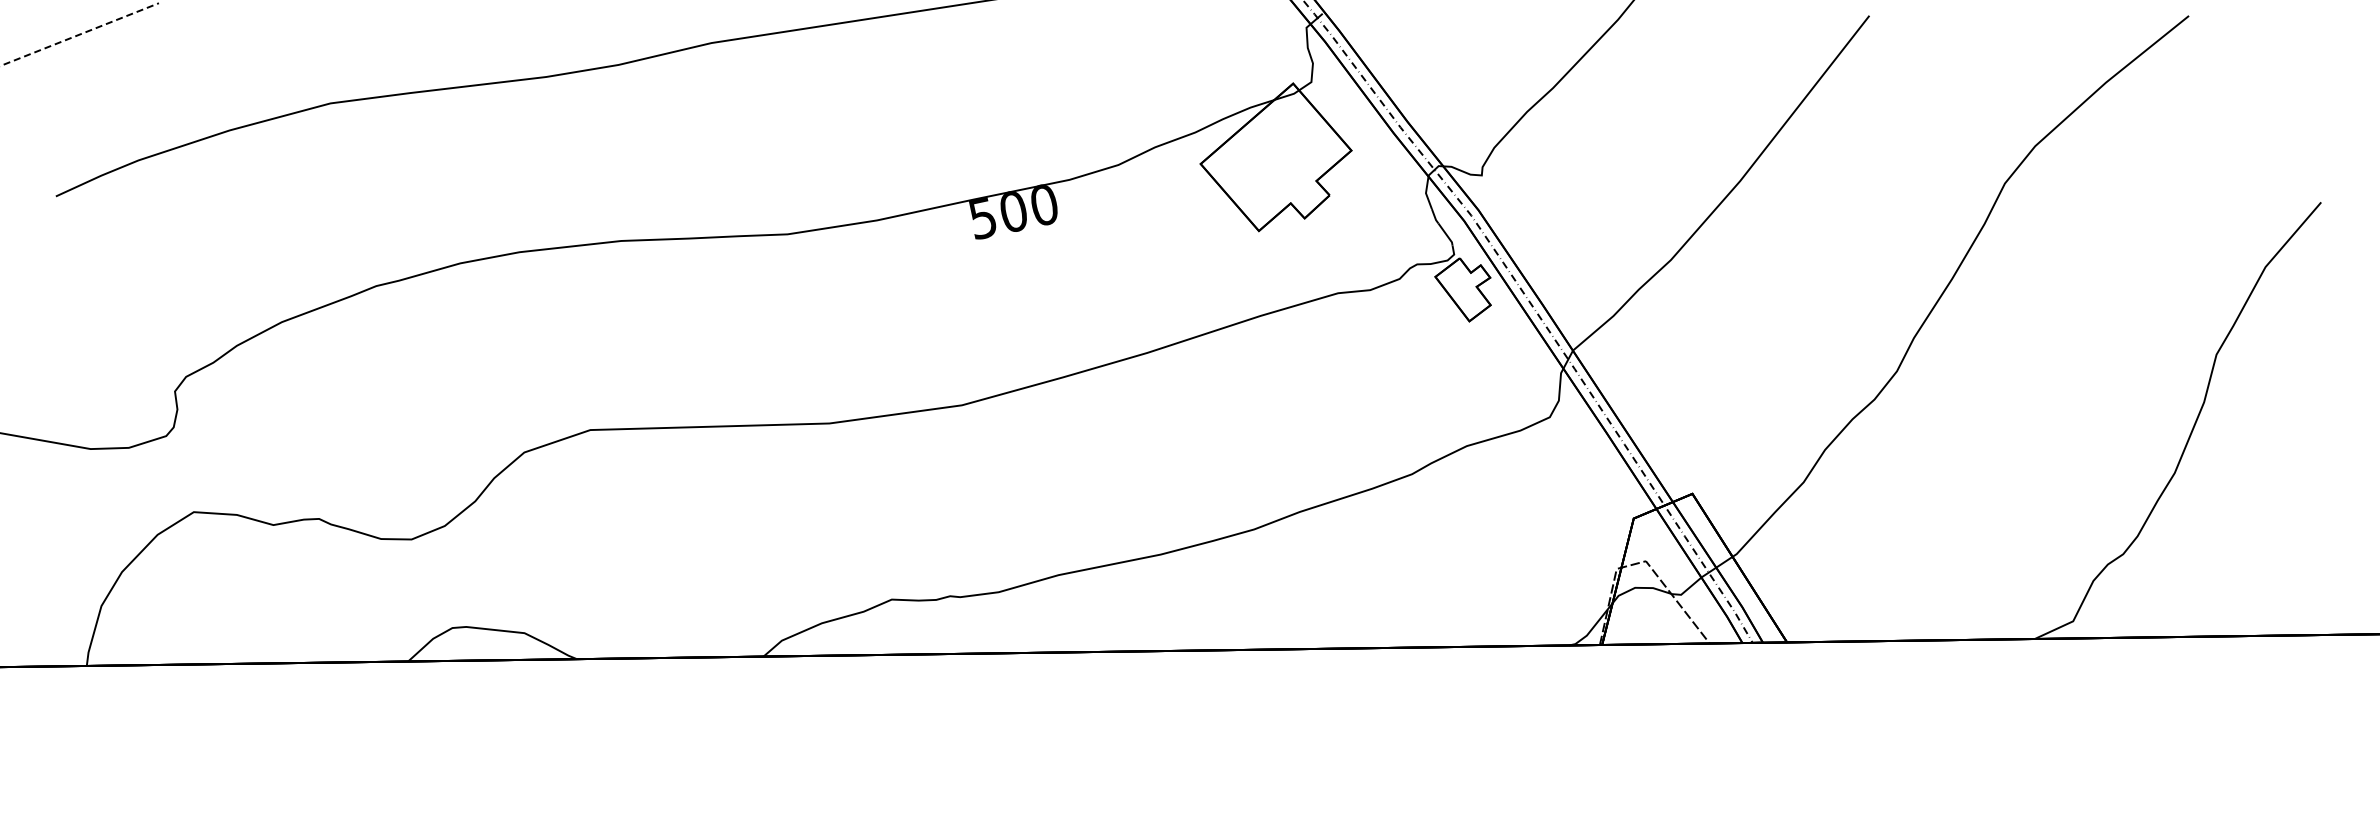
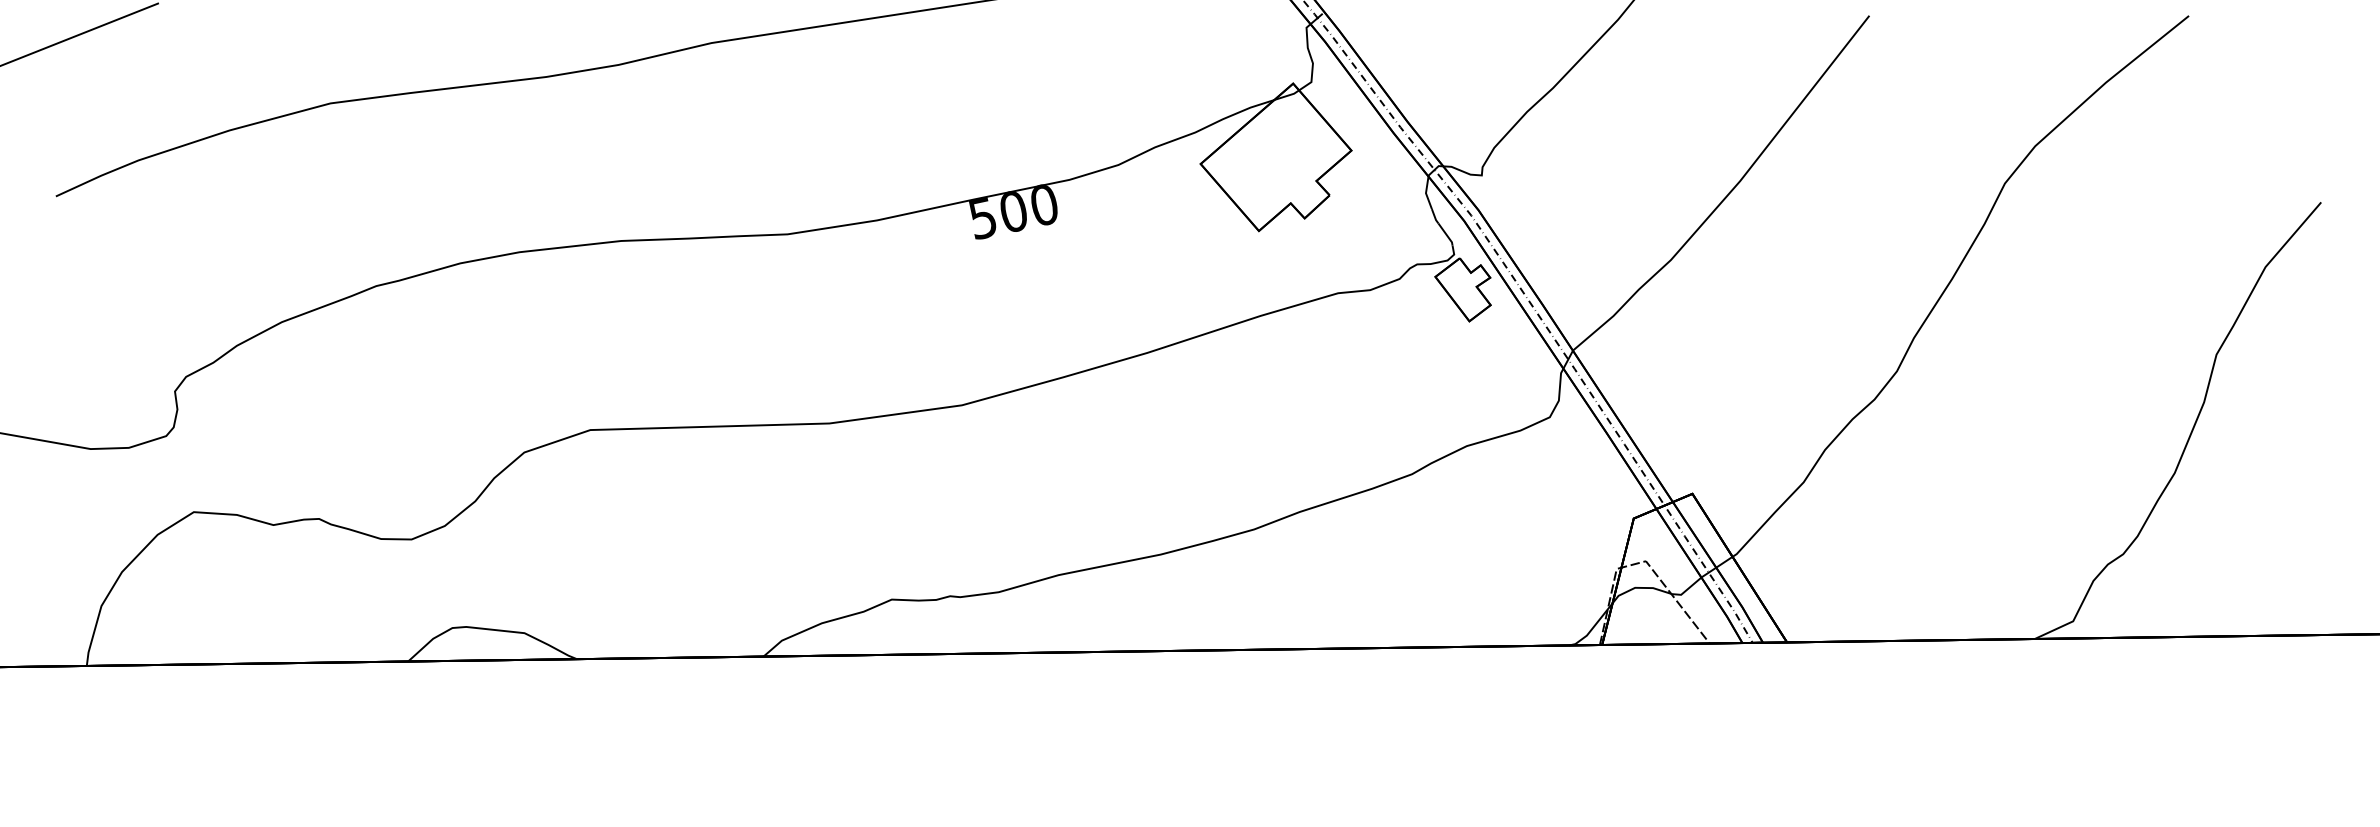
line: dashed -> solid (79, 34)
